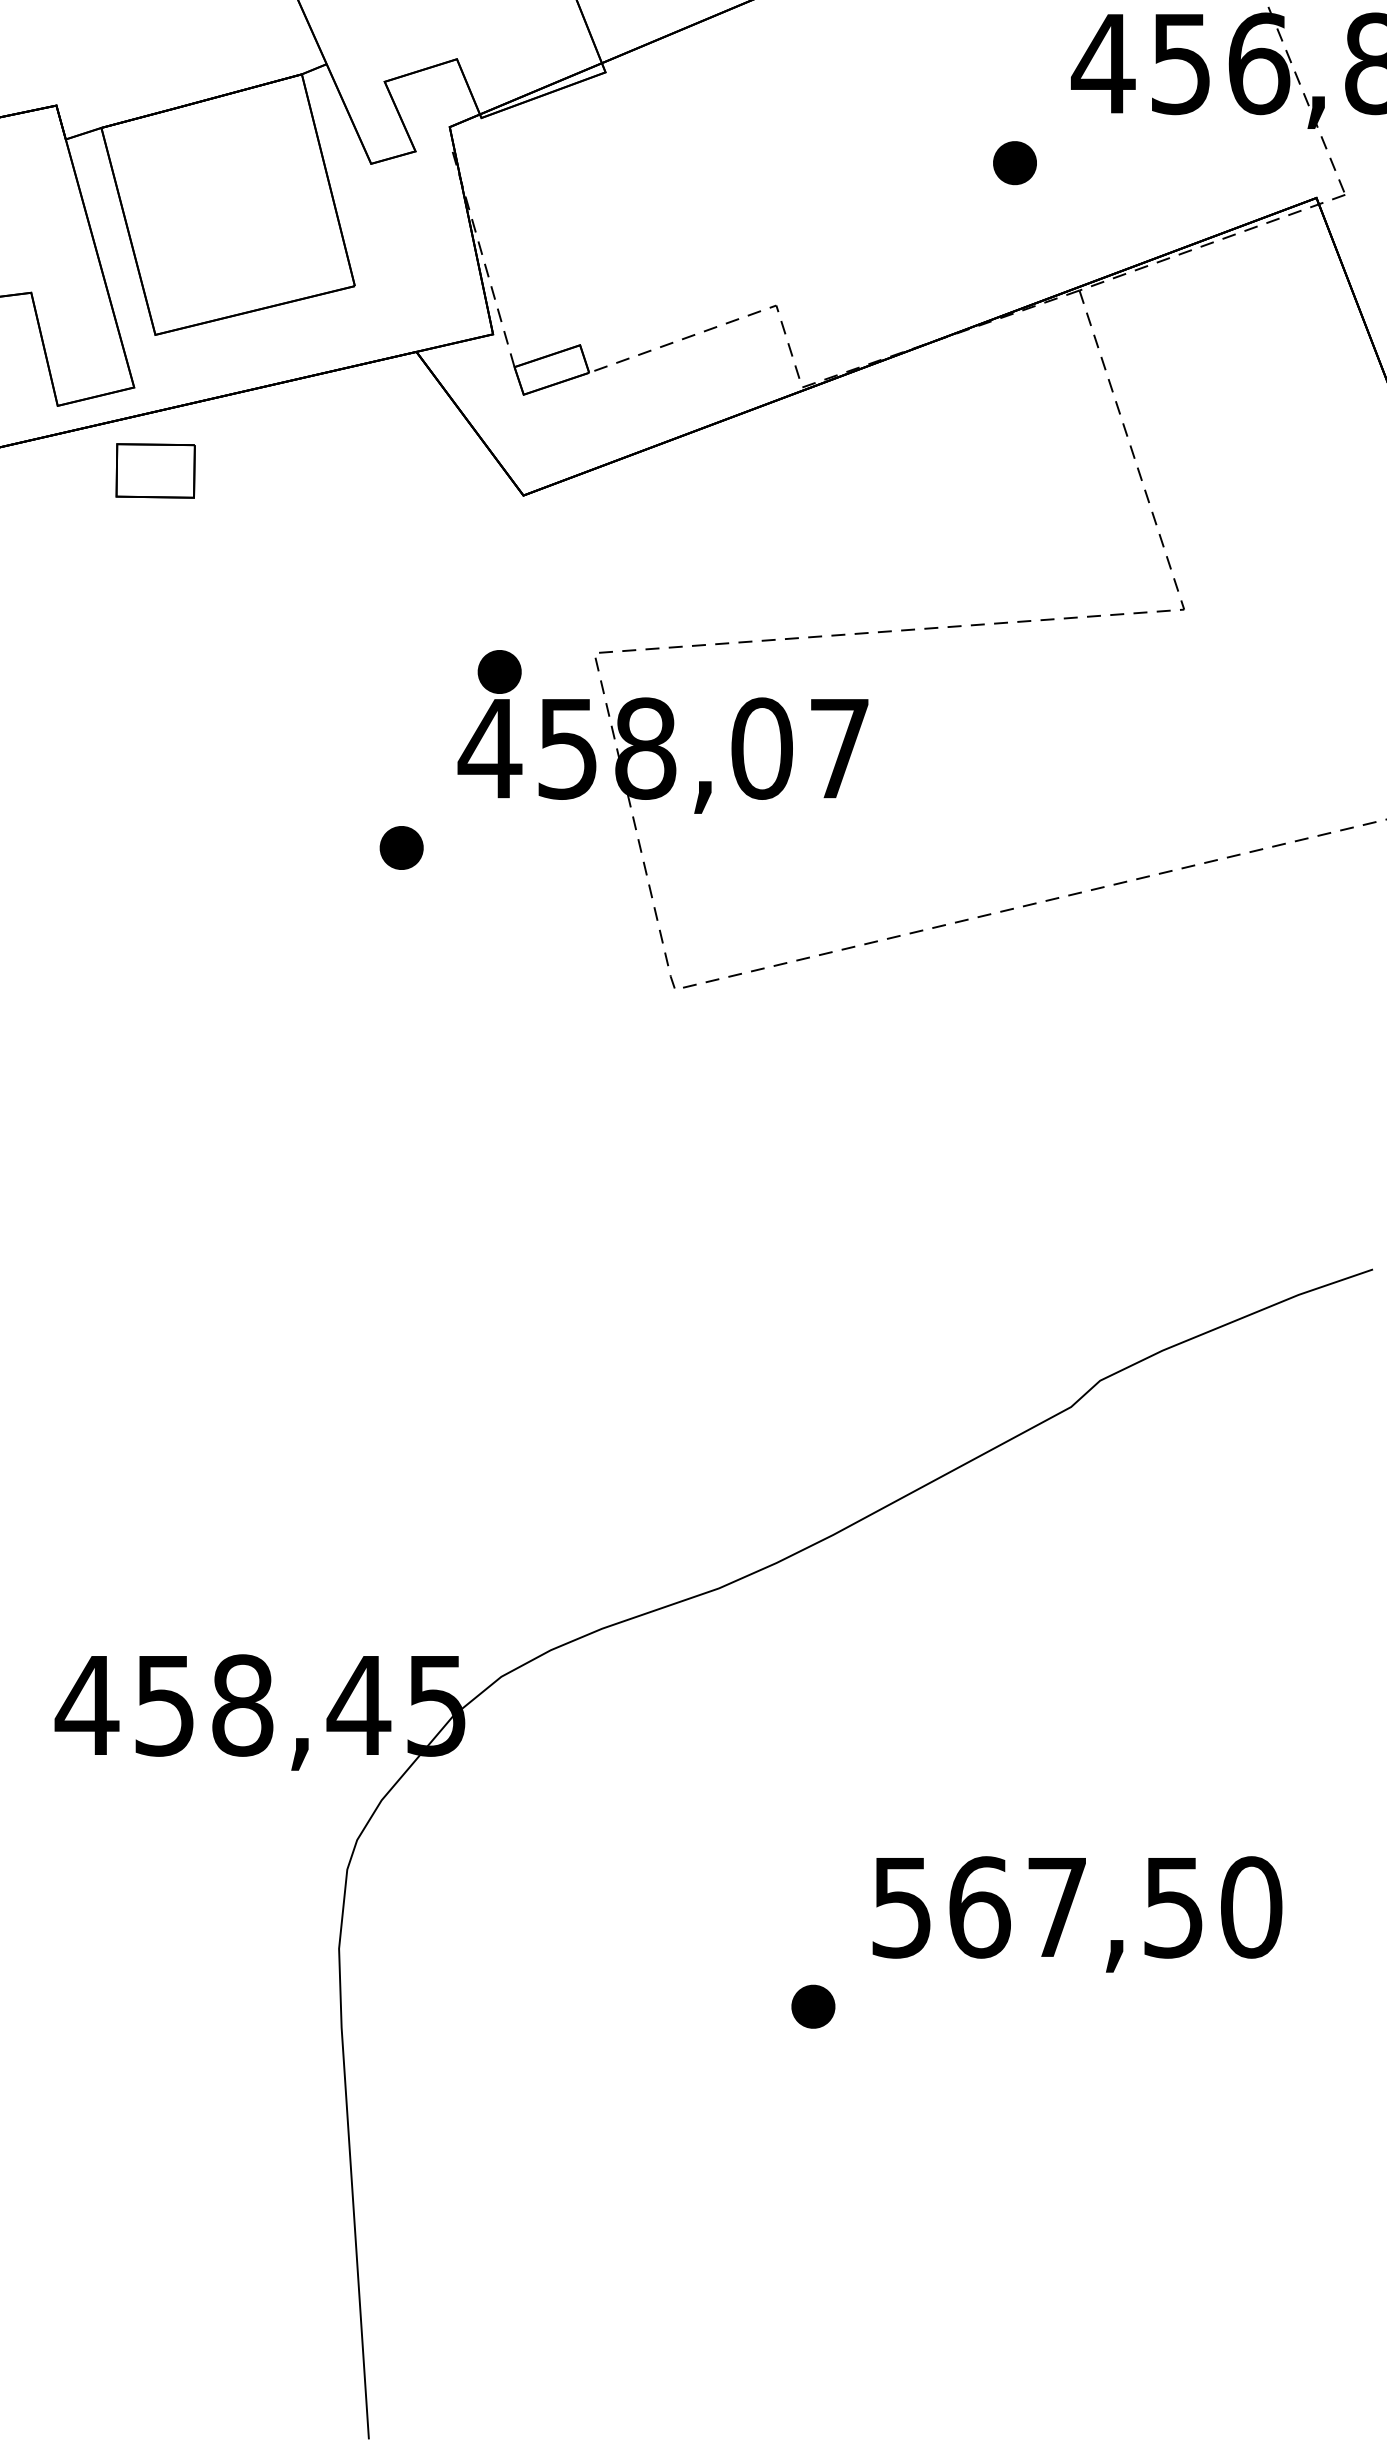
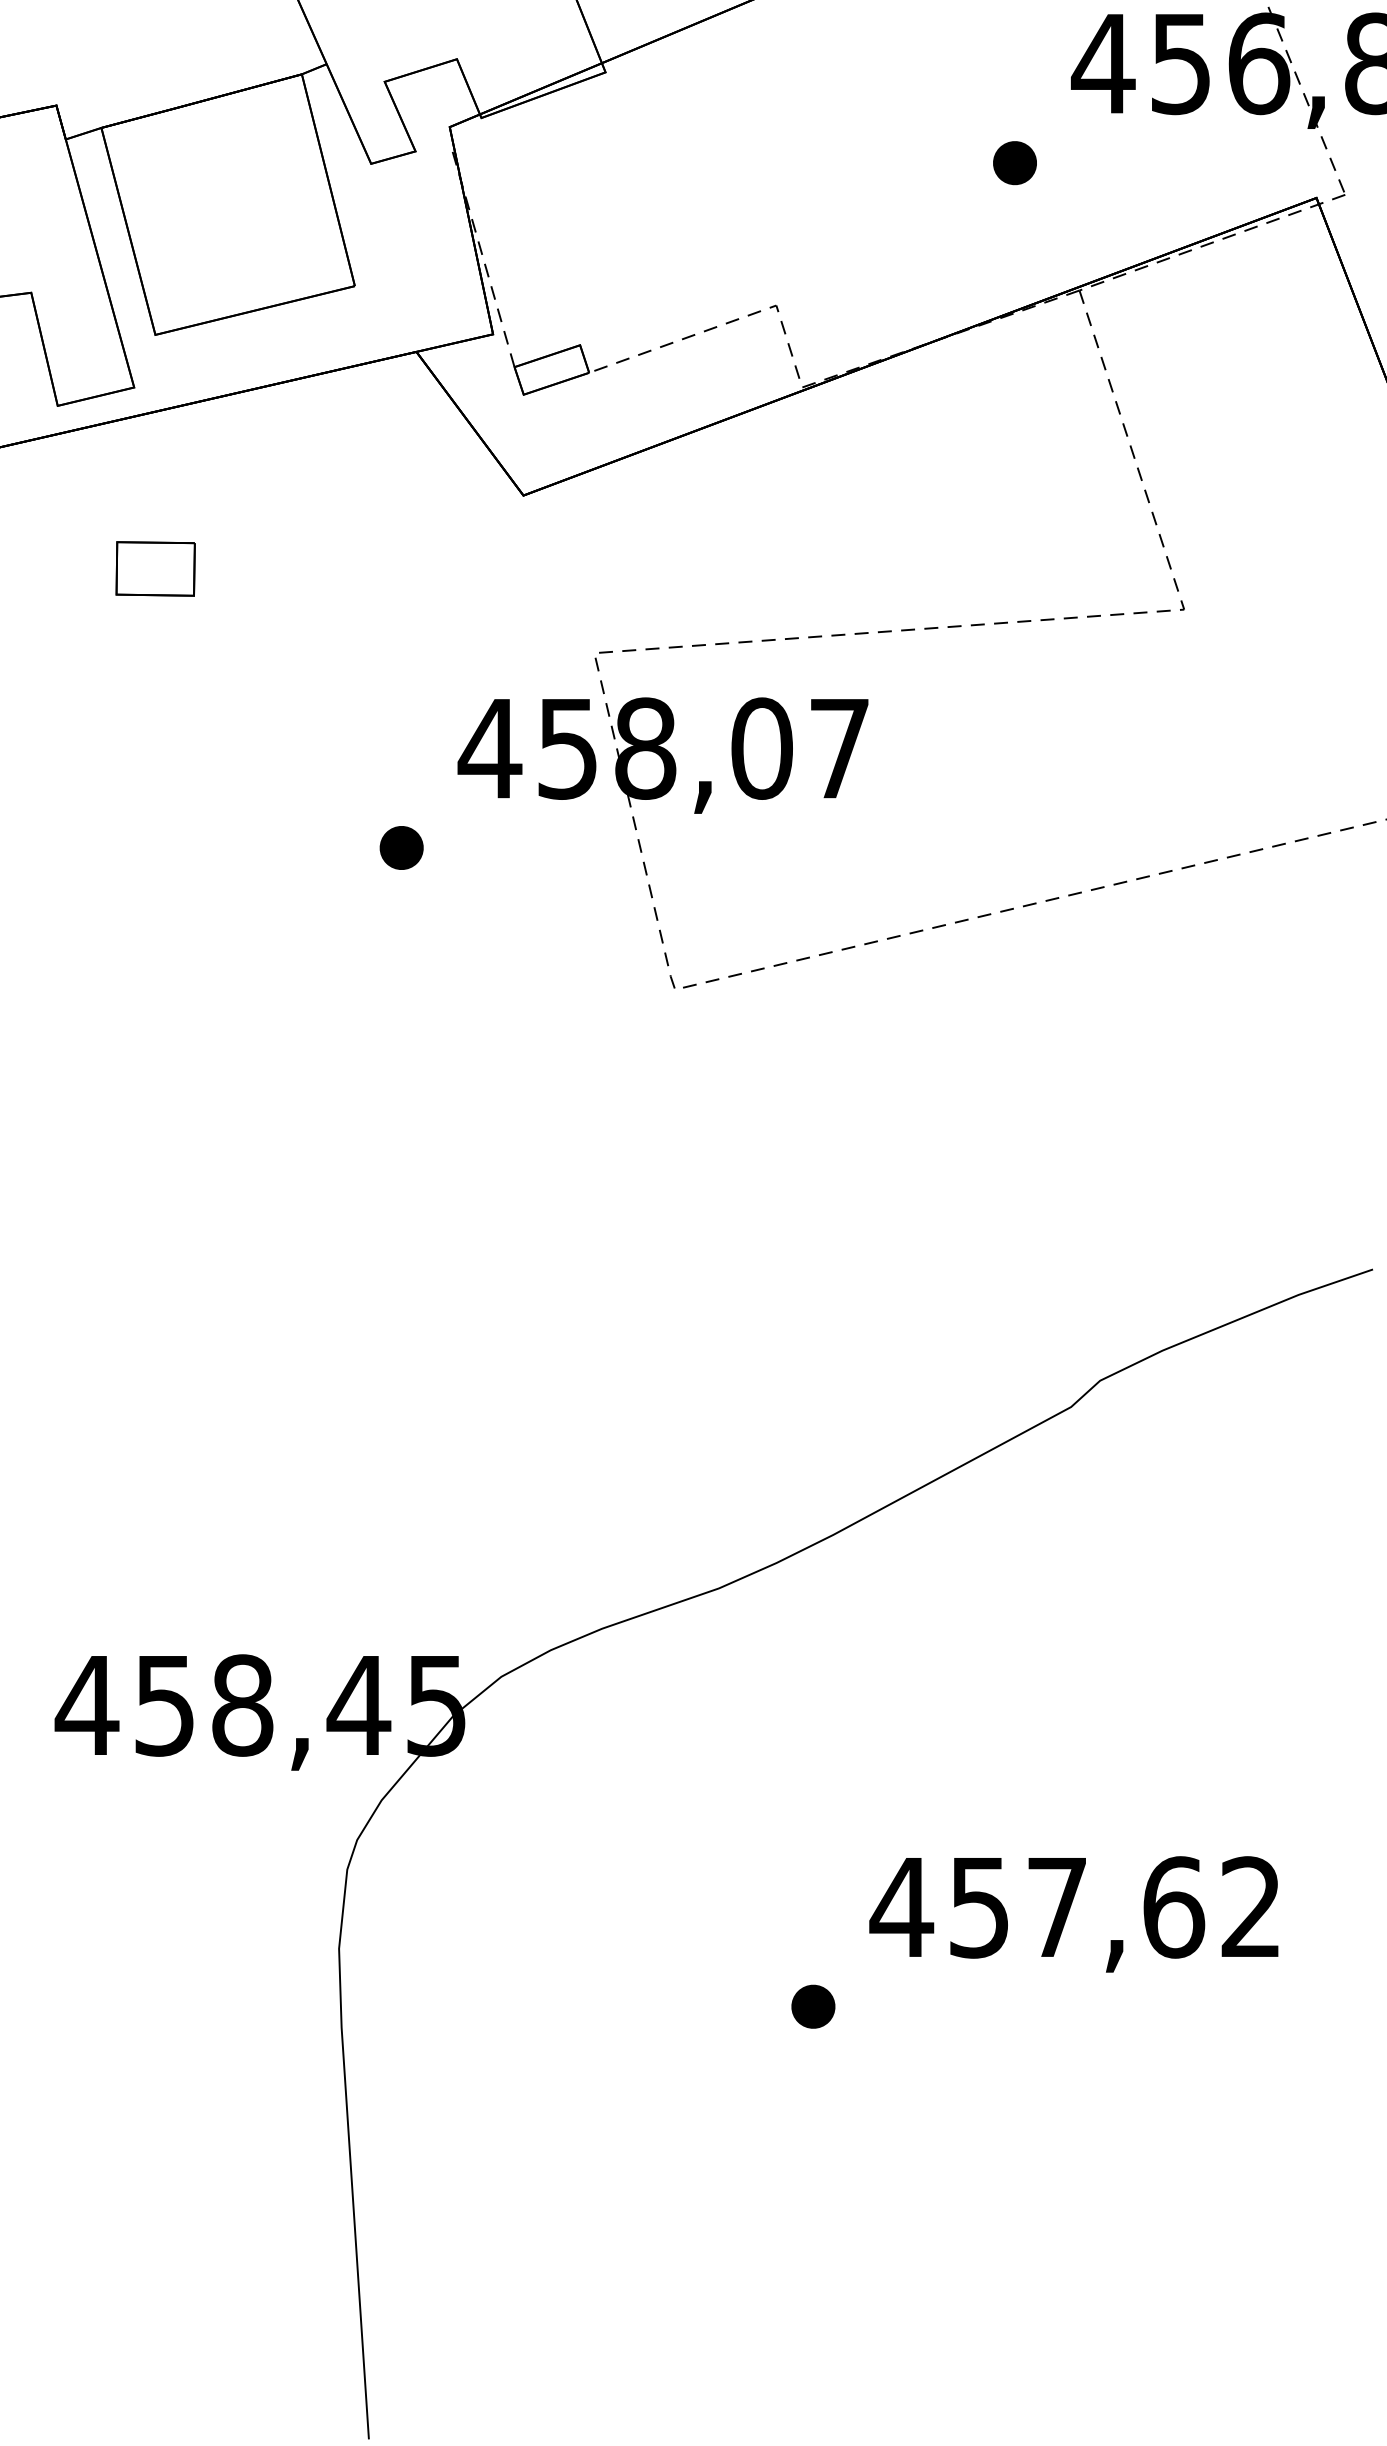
part position: (155, 470) -> (155, 568) (155, 568)
part: present -> none (499, 671)
text: 567,50 -> 457,62 (1075, 1907)
